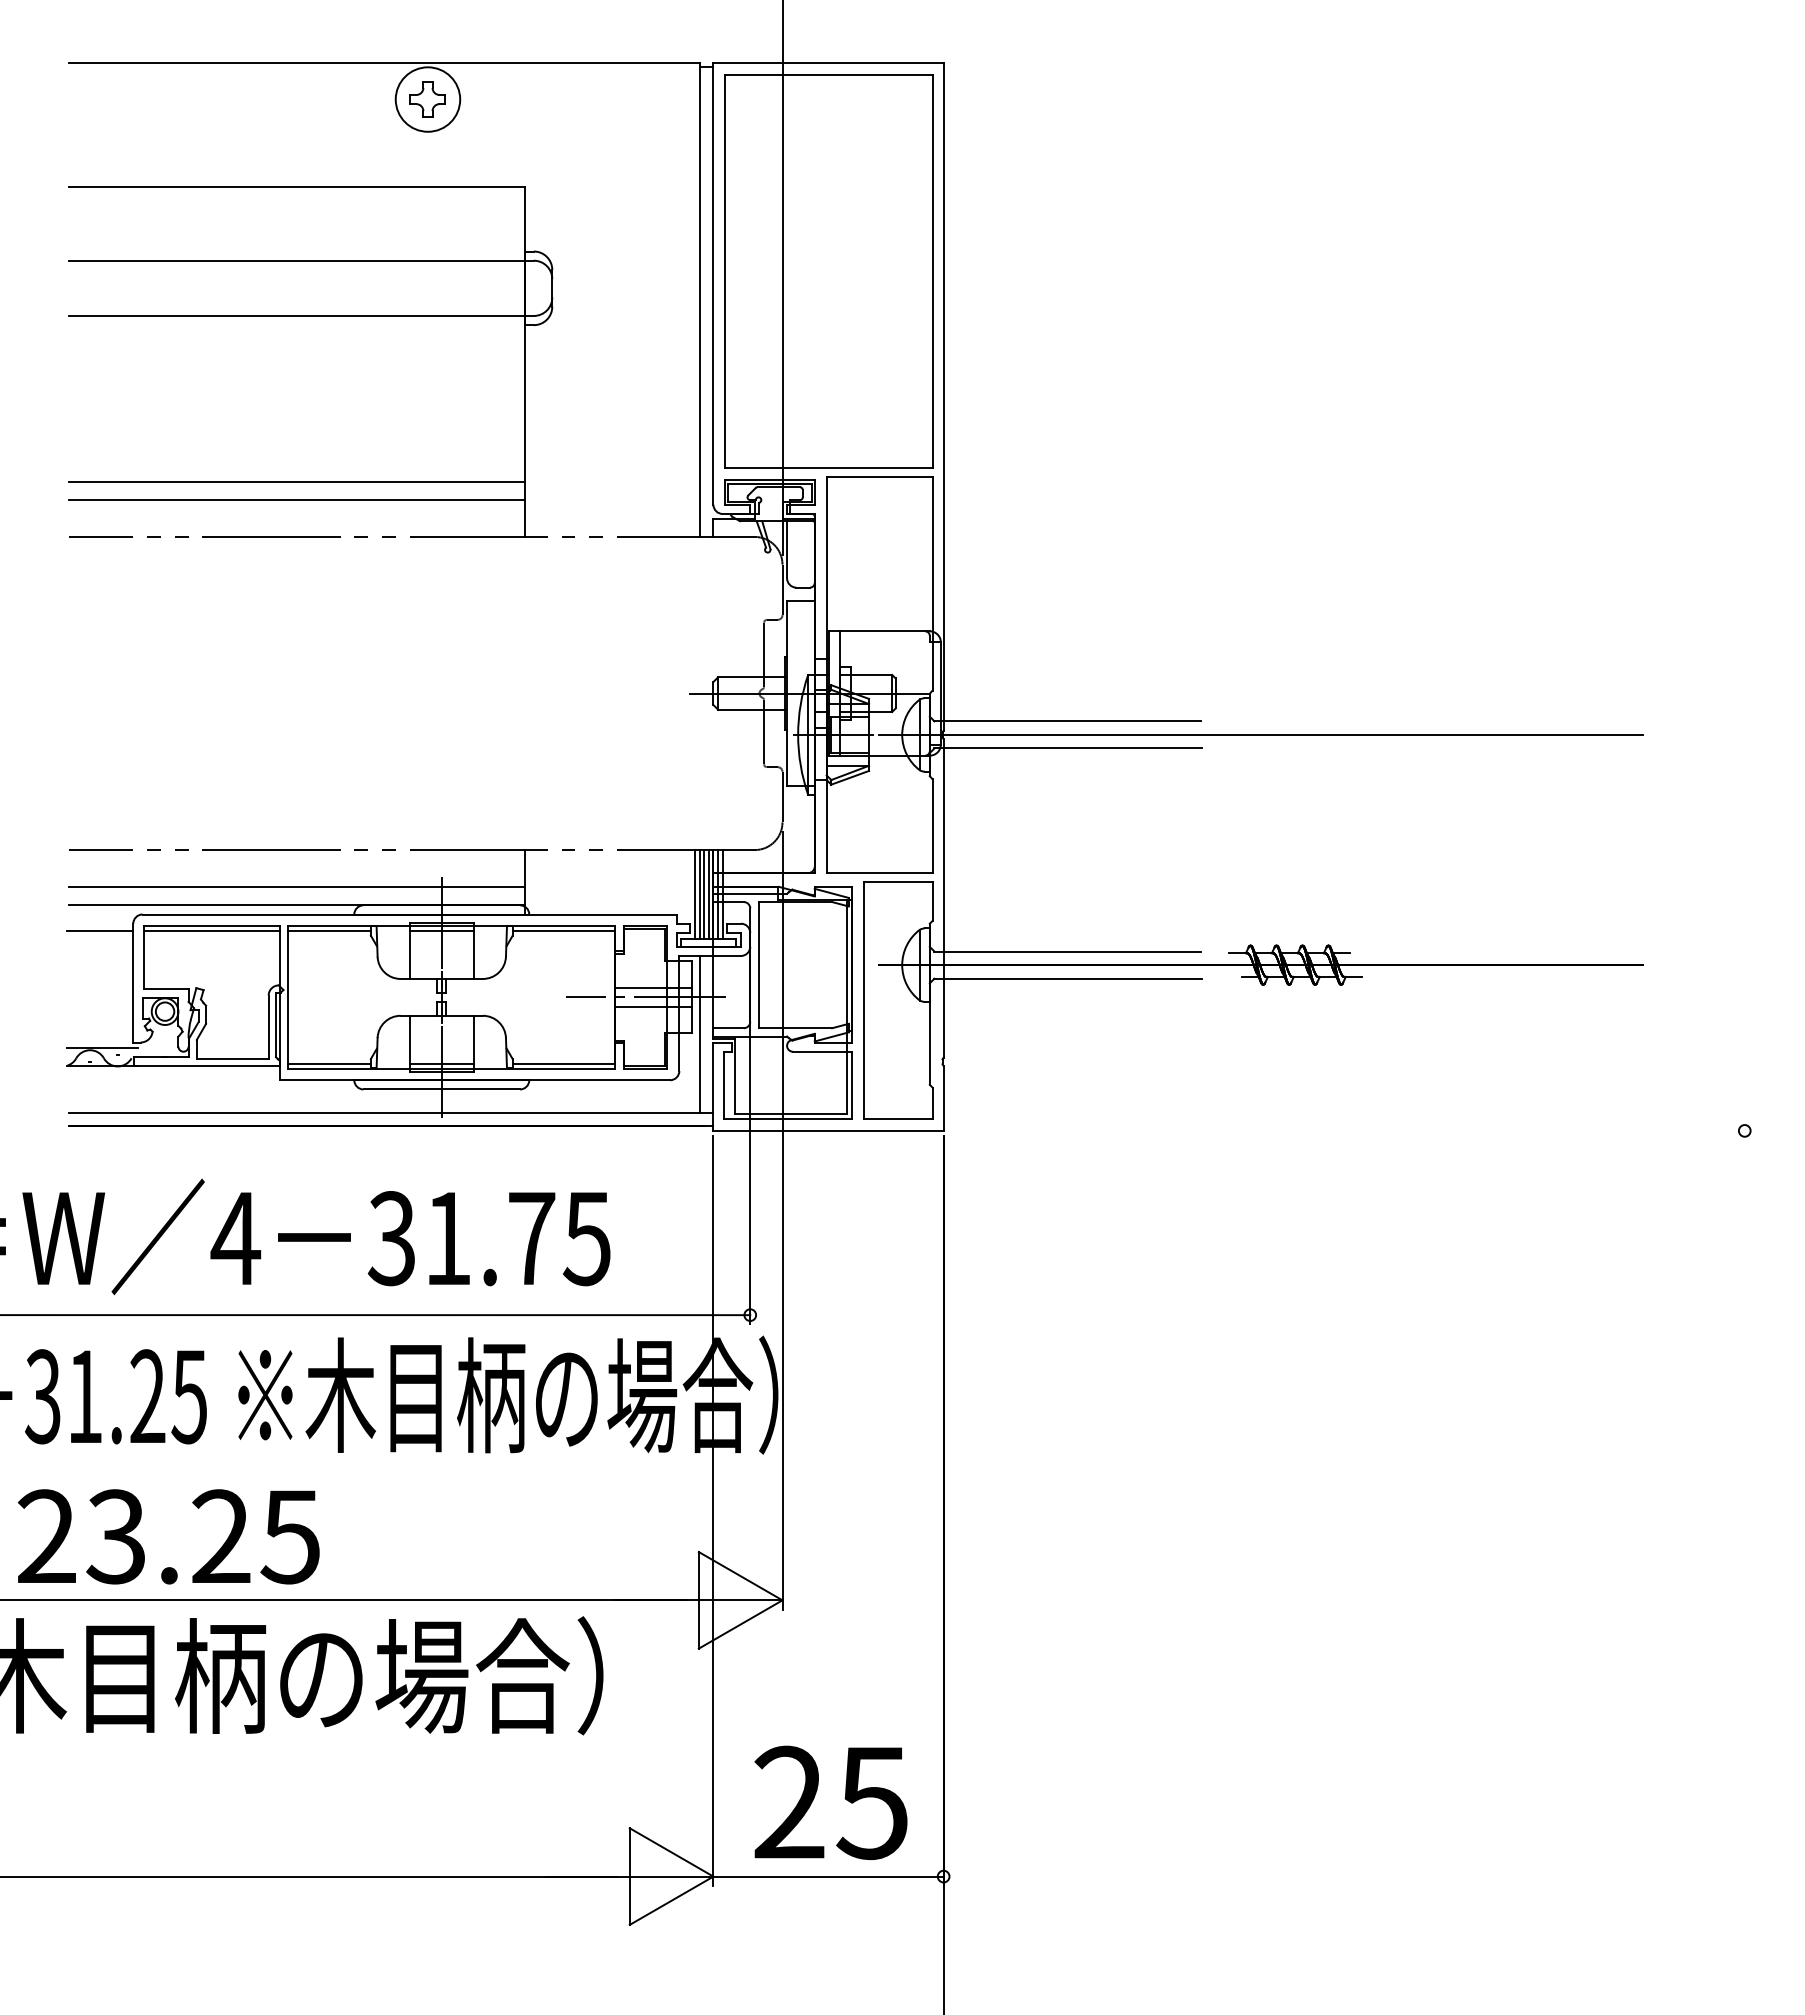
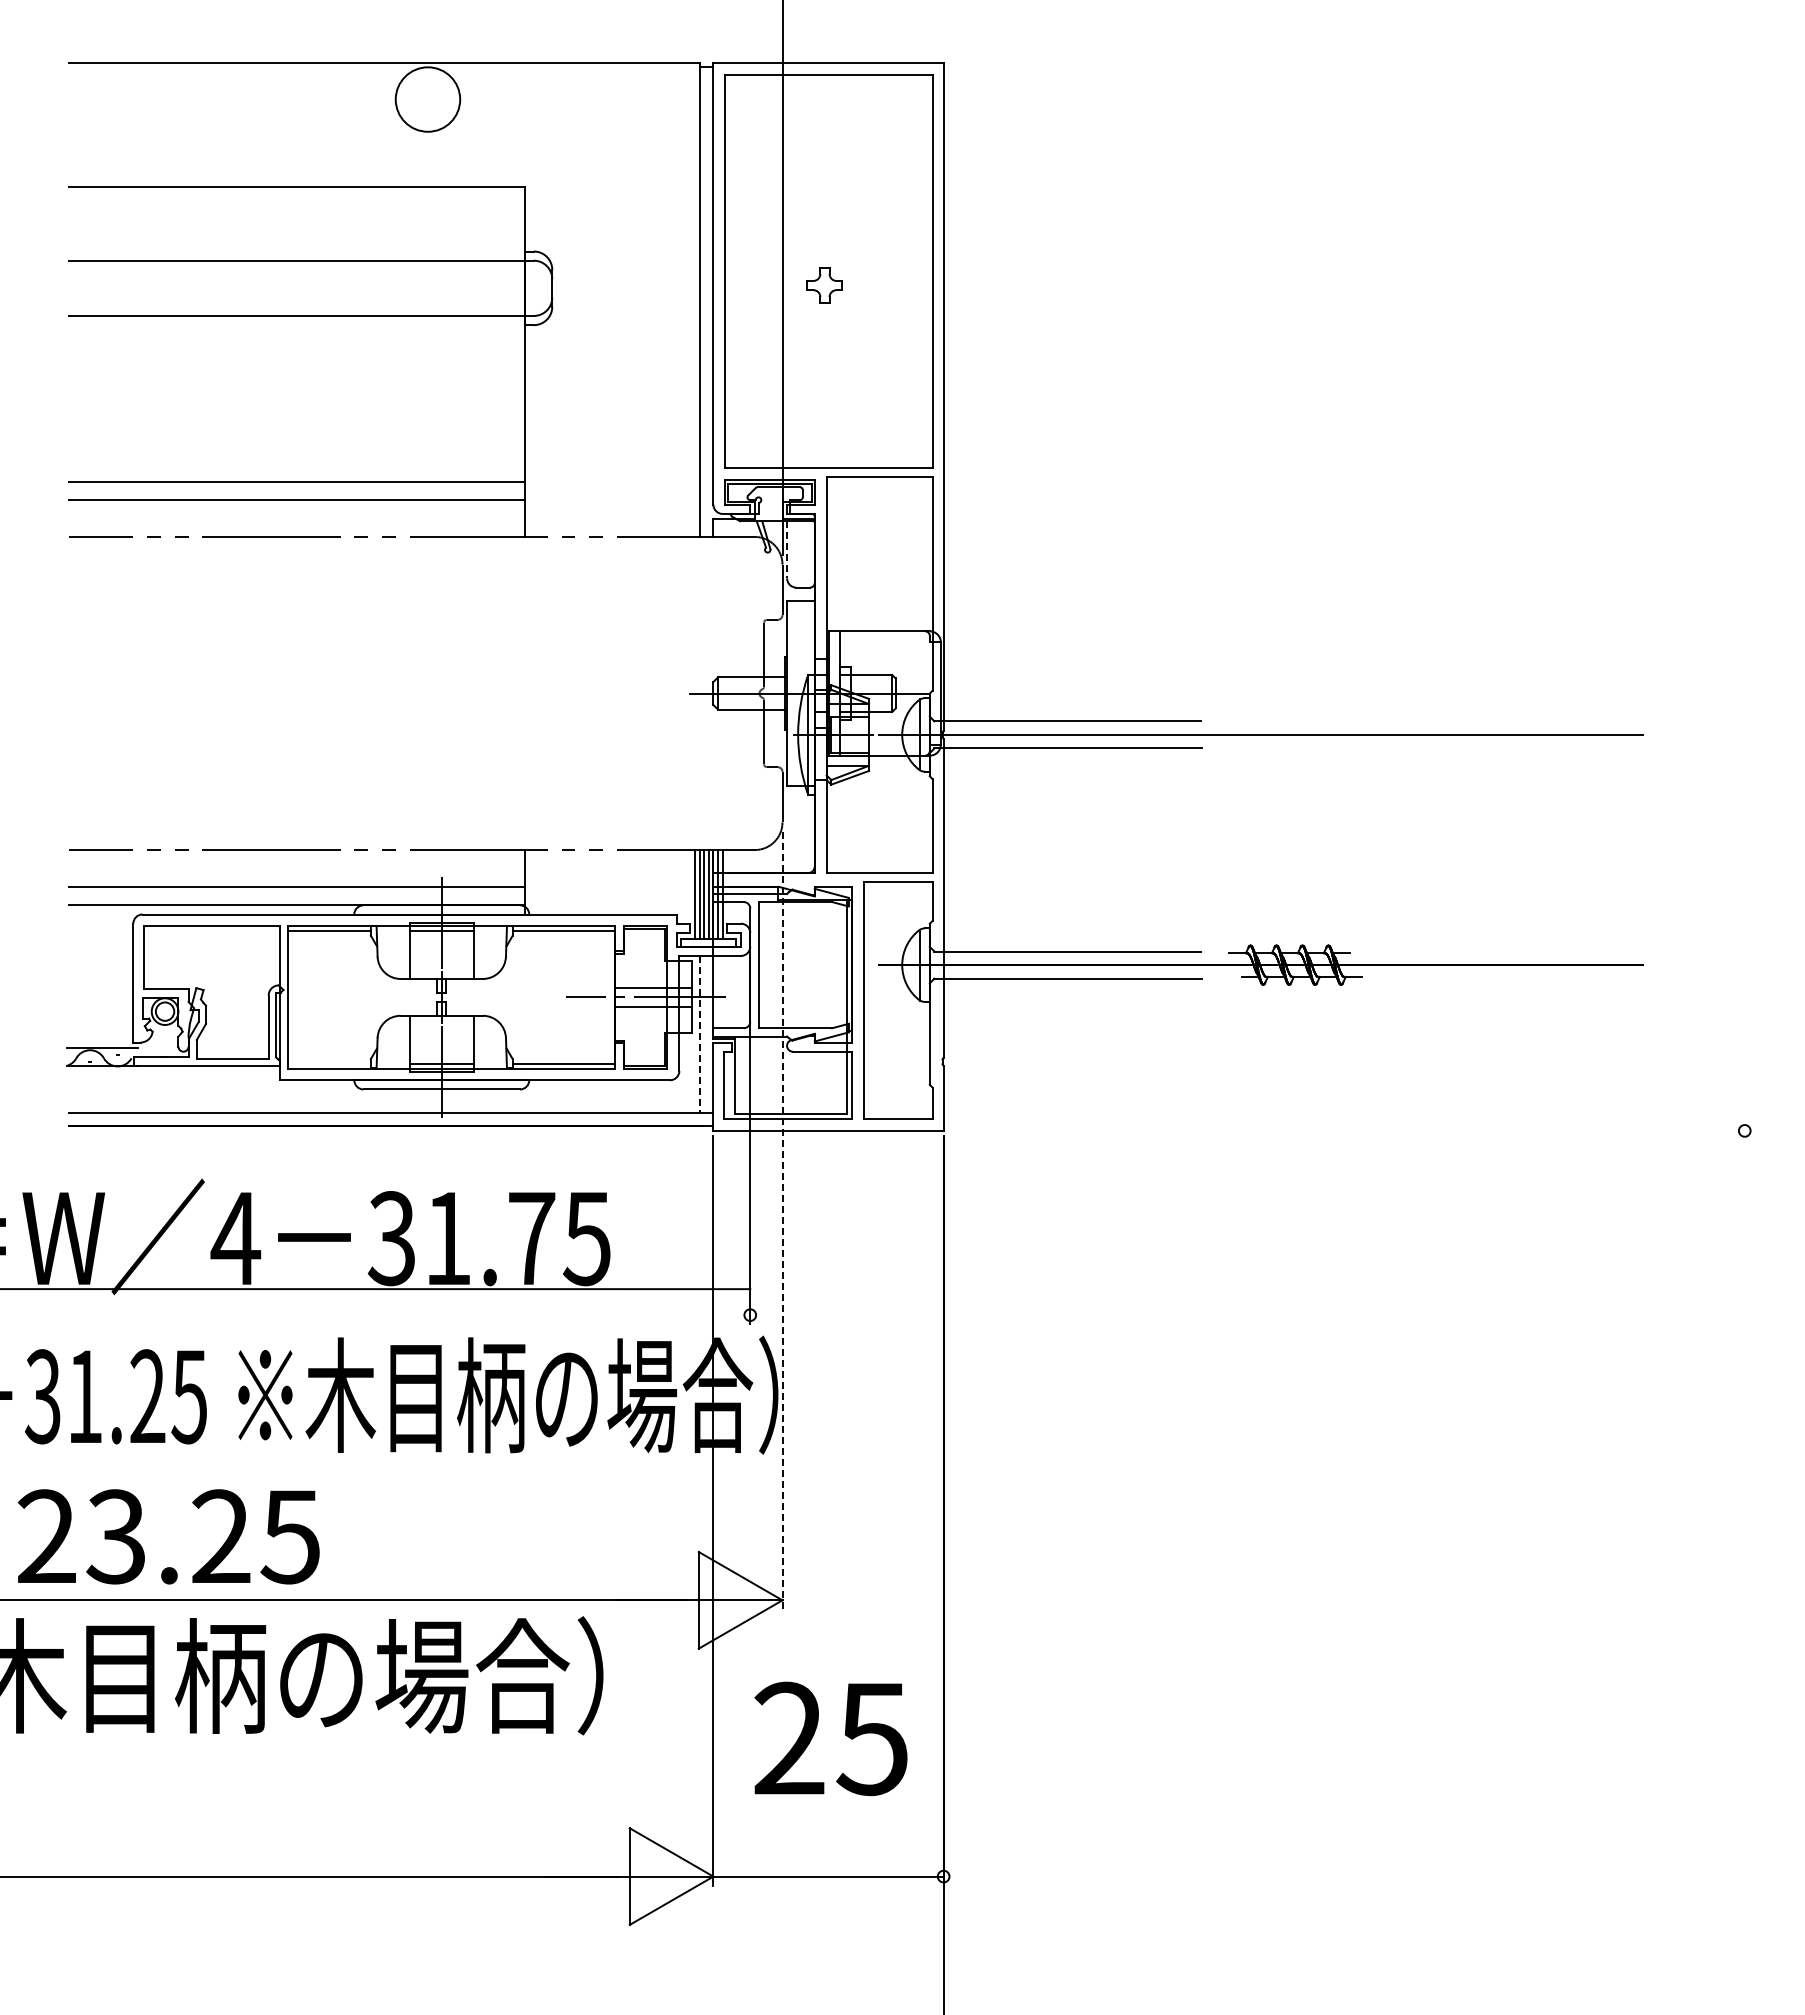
part position: (427, 99) -> (824, 285) (824, 285)
line: solid -> dashed (787, 549)
line: present -> none (100, 930)
line: present -> none (212, 930)
line: solid -> dashed (699, 1034)
line: present -> none (329, 1064)
line: solid -> dashed (782, 1220)
line position: (376, 1315) -> (376, 1289) (376, 1289)
text position: (830, 1802) -> (830, 1738) (830, 1738)
